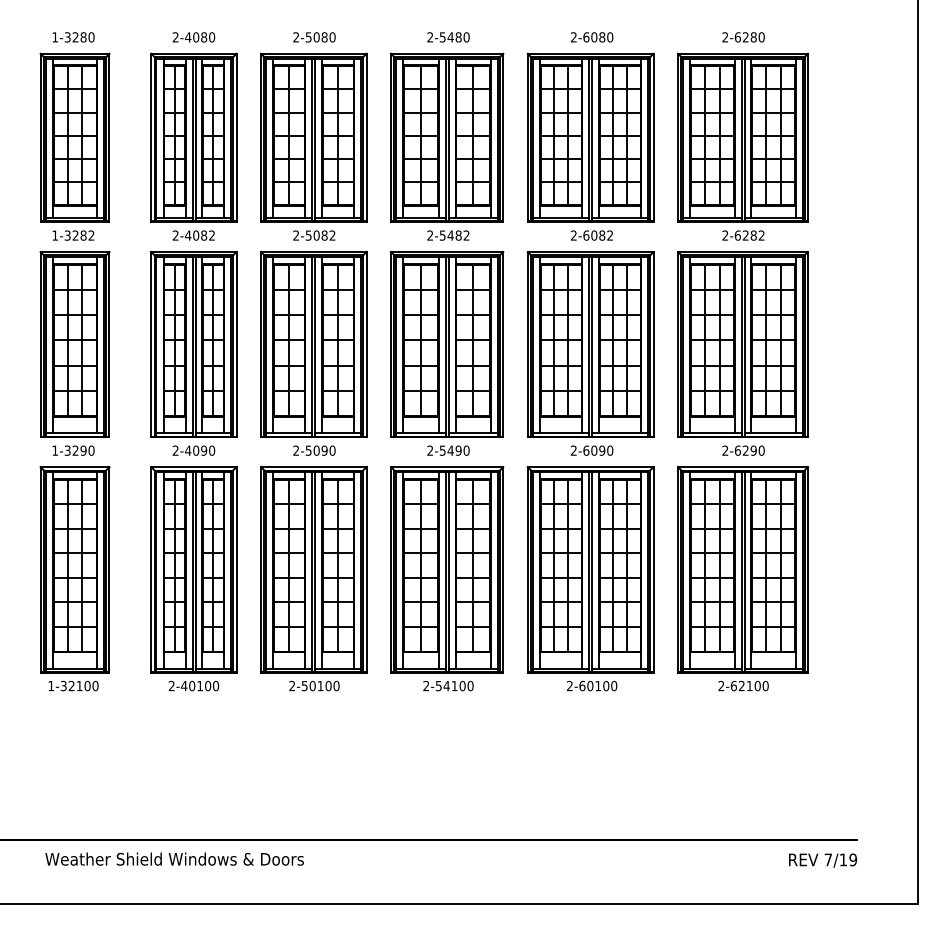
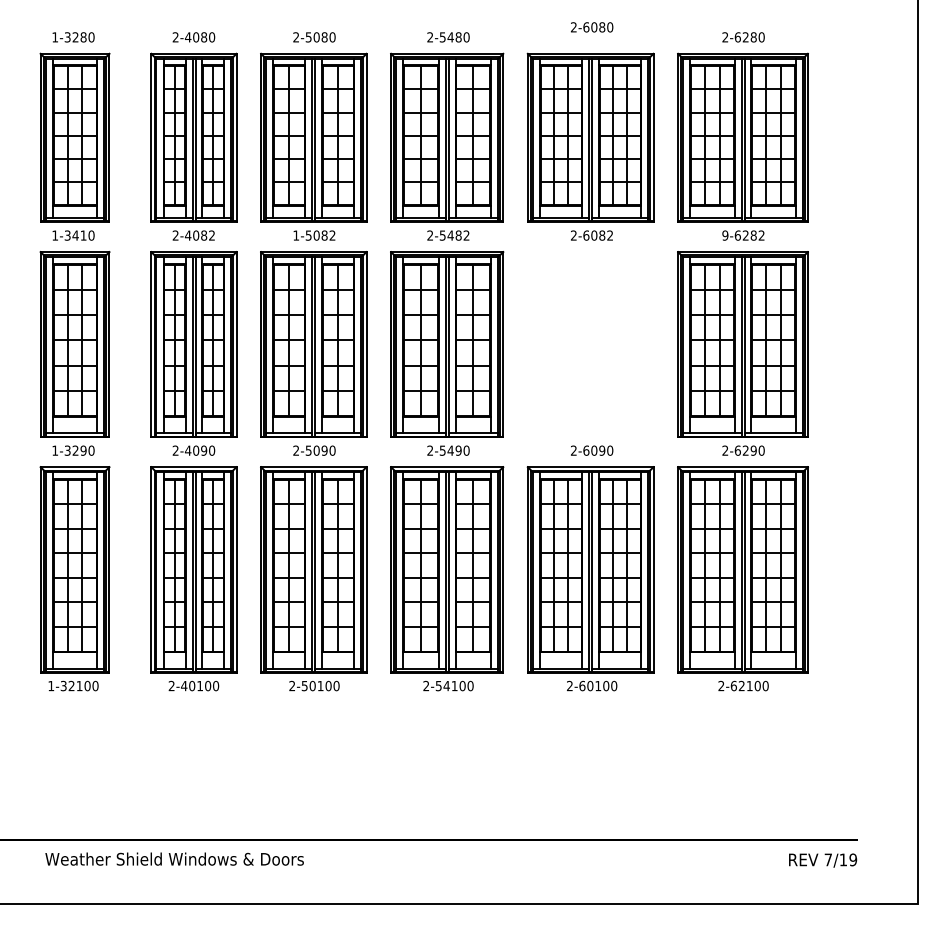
text position: (592, 37) -> (592, 27) (592, 27)
text: 1-3282 -> 1-3410 (83, 235)
text: 2-5082 -> 1-5082 (295, 235)
text: 2-6282 -> 9-6282 (725, 235)
part: present -> none (590, 344)
